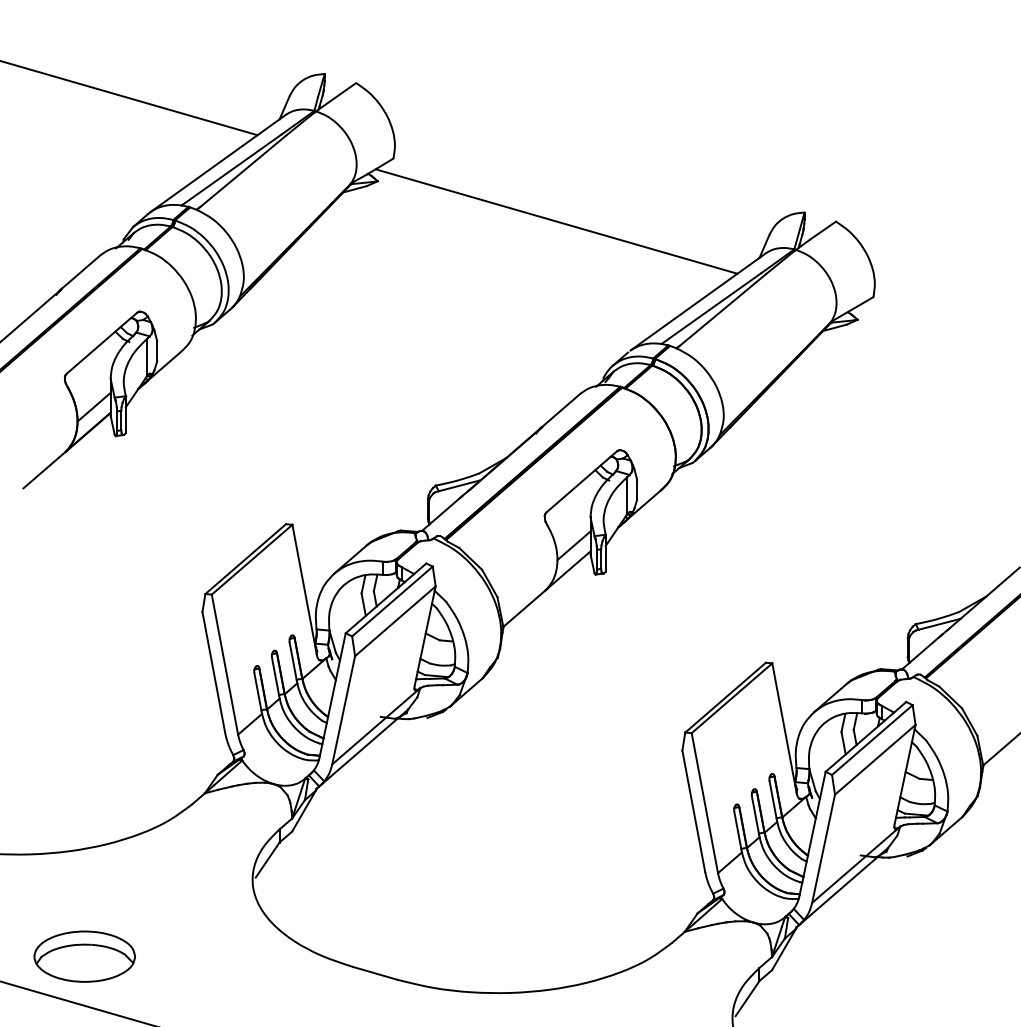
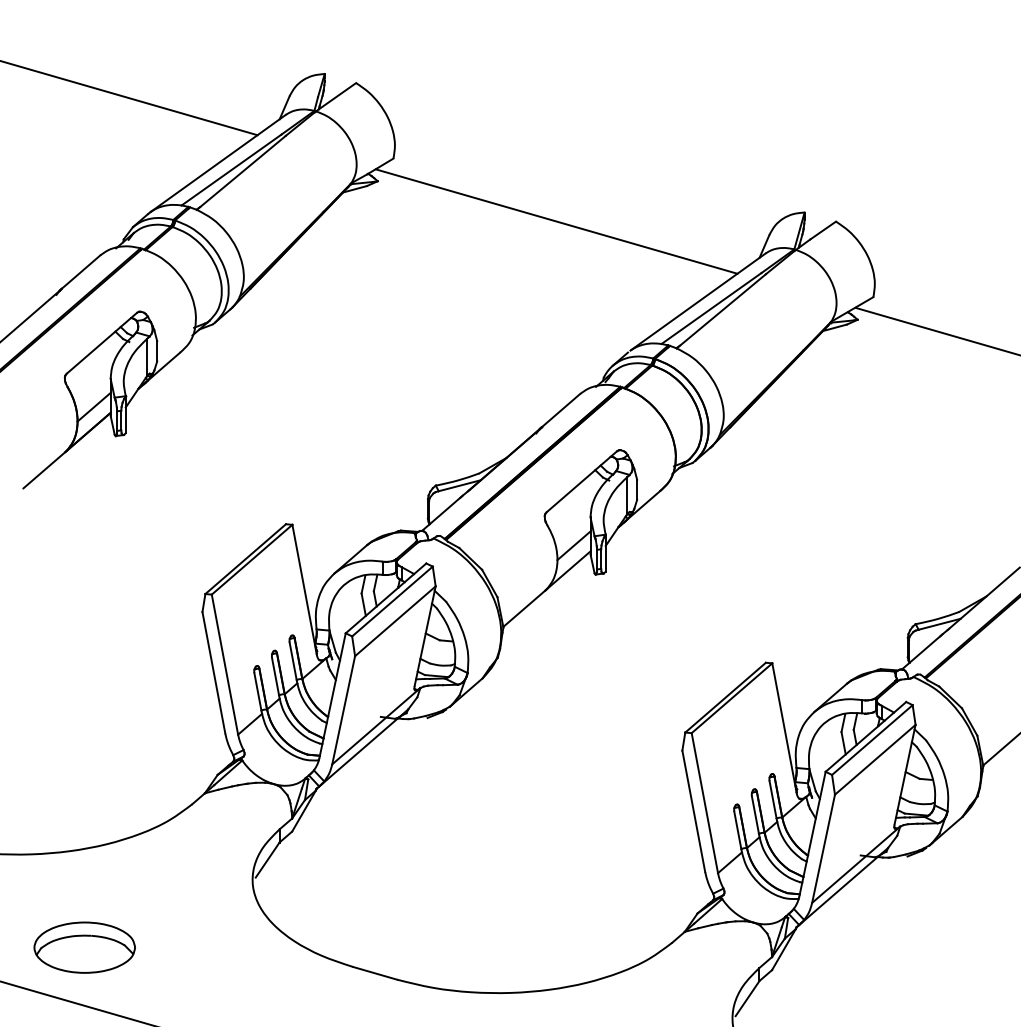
line: none -> present (936, 330)
part position: (84, 956) -> (84, 947) (84, 947)
